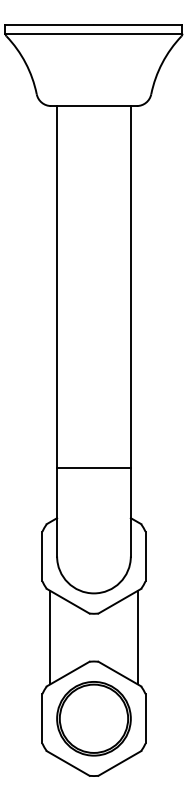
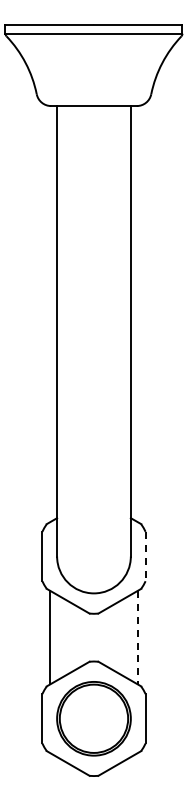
line: present -> none (93, 468)
line: solid -> dashed (145, 556)
line: solid -> dashed (137, 637)
